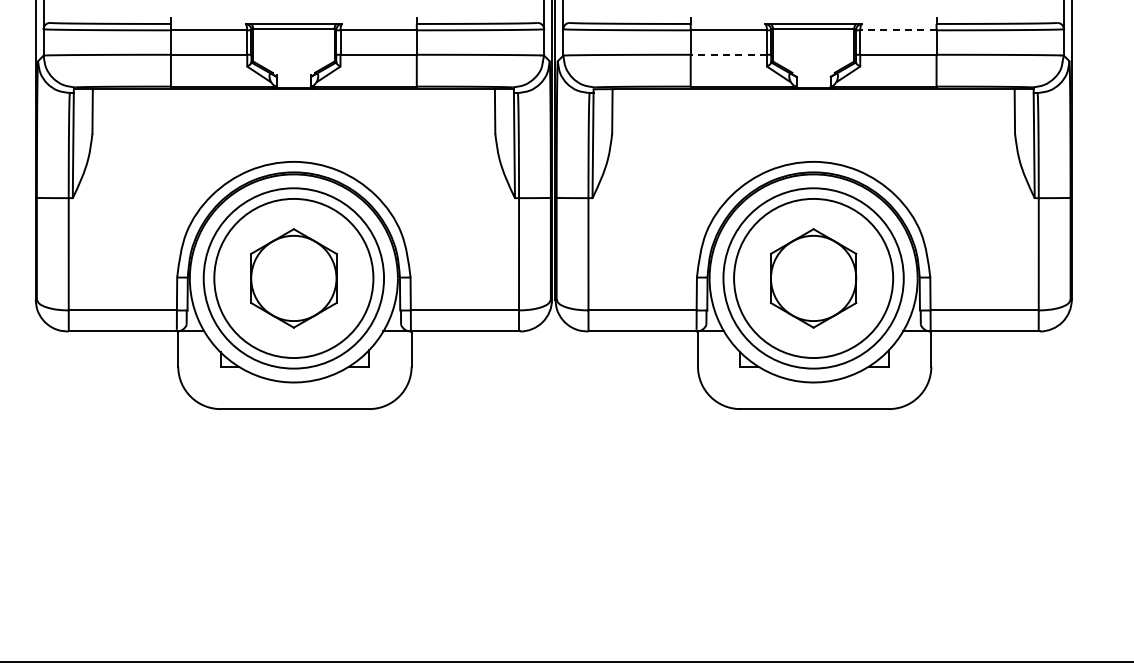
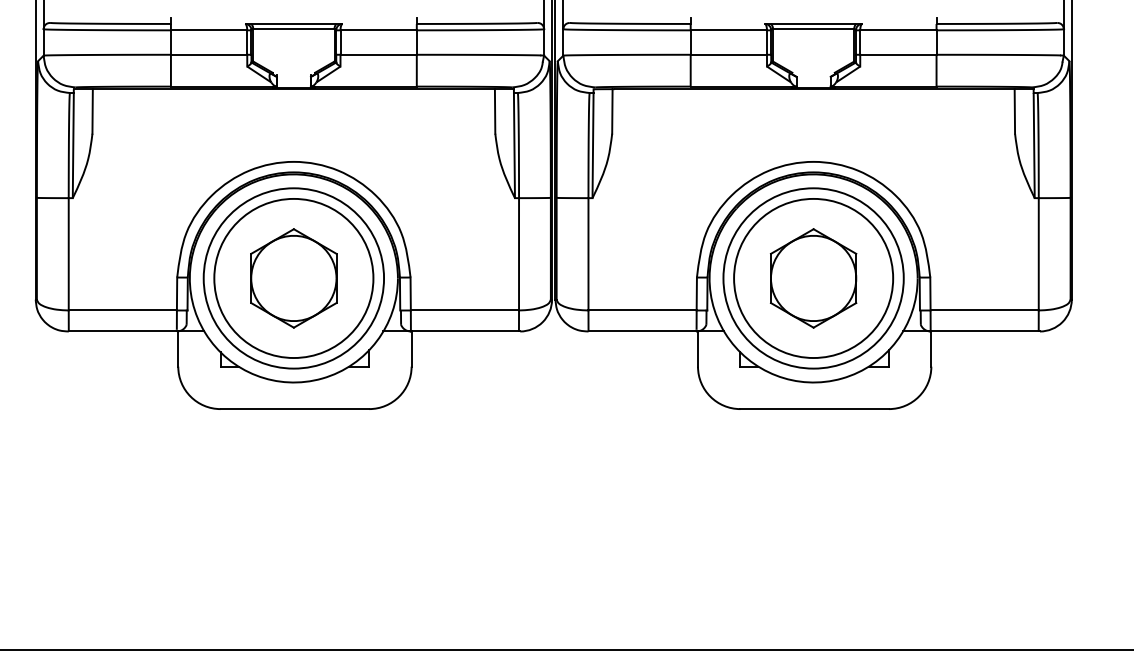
line: dashed -> solid (897, 30)
line: dashed -> solid (728, 54)
line position: (566, 661) -> (566, 649) (566, 649)
